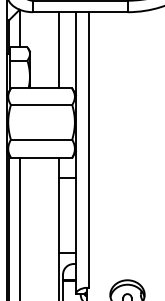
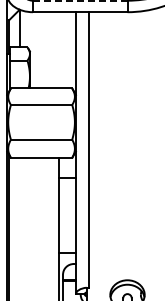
line: solid -> dashed (79, 0)
line: present -> none (58, 50)
line: present -> none (20, 227)
